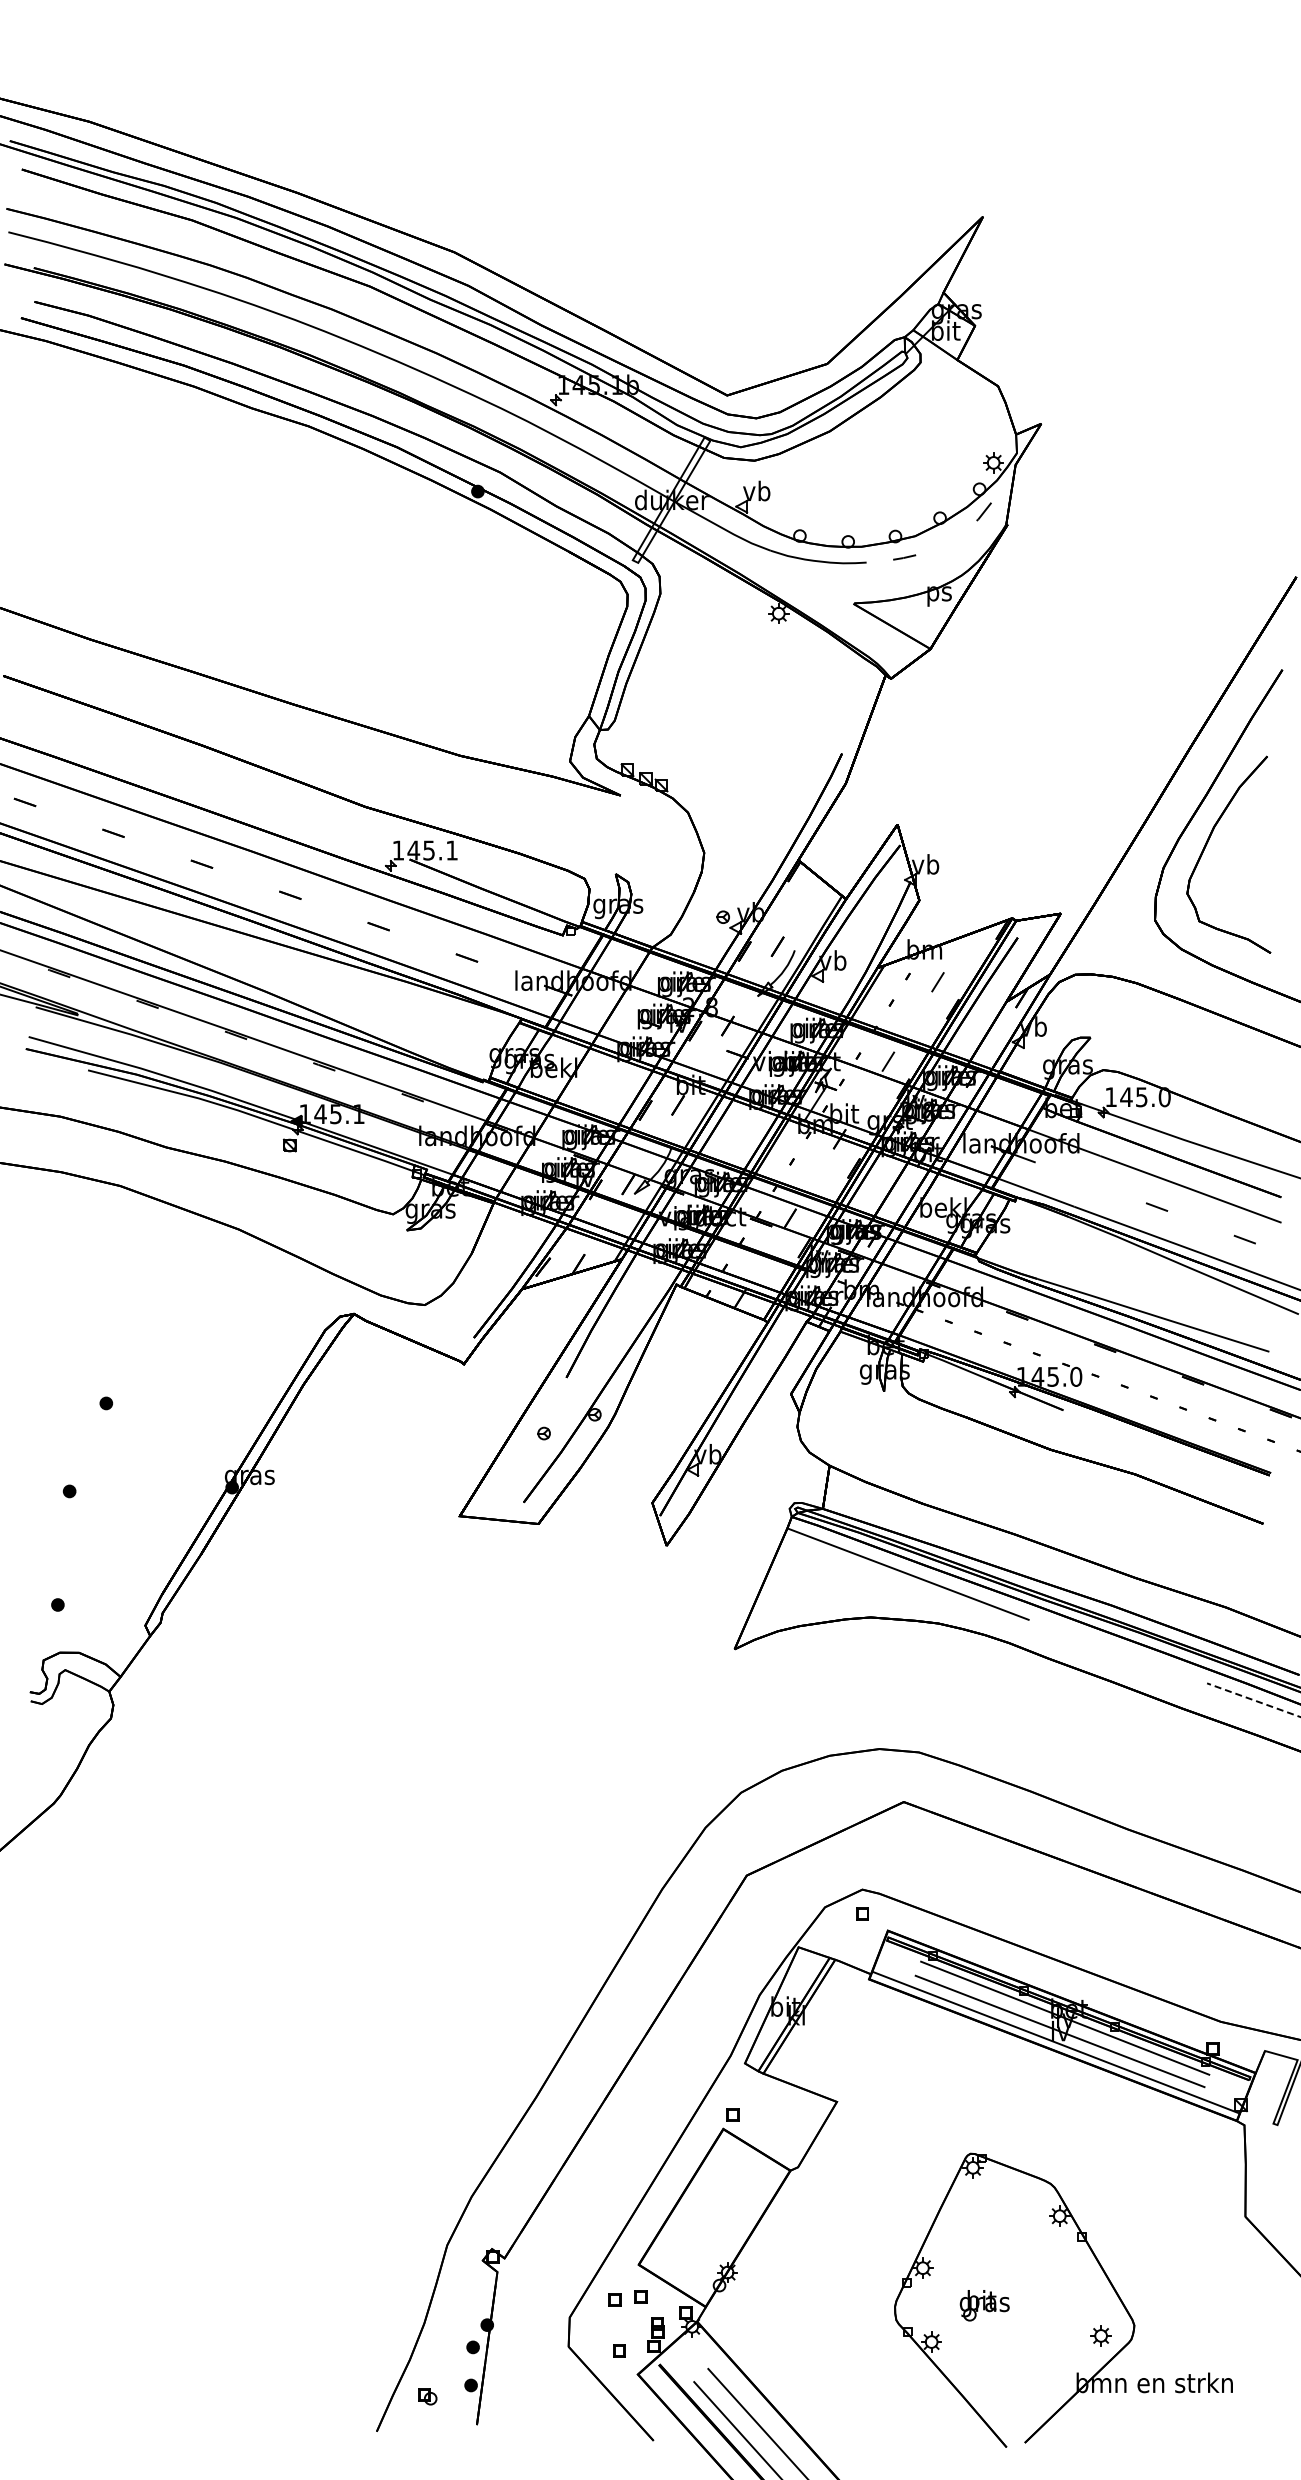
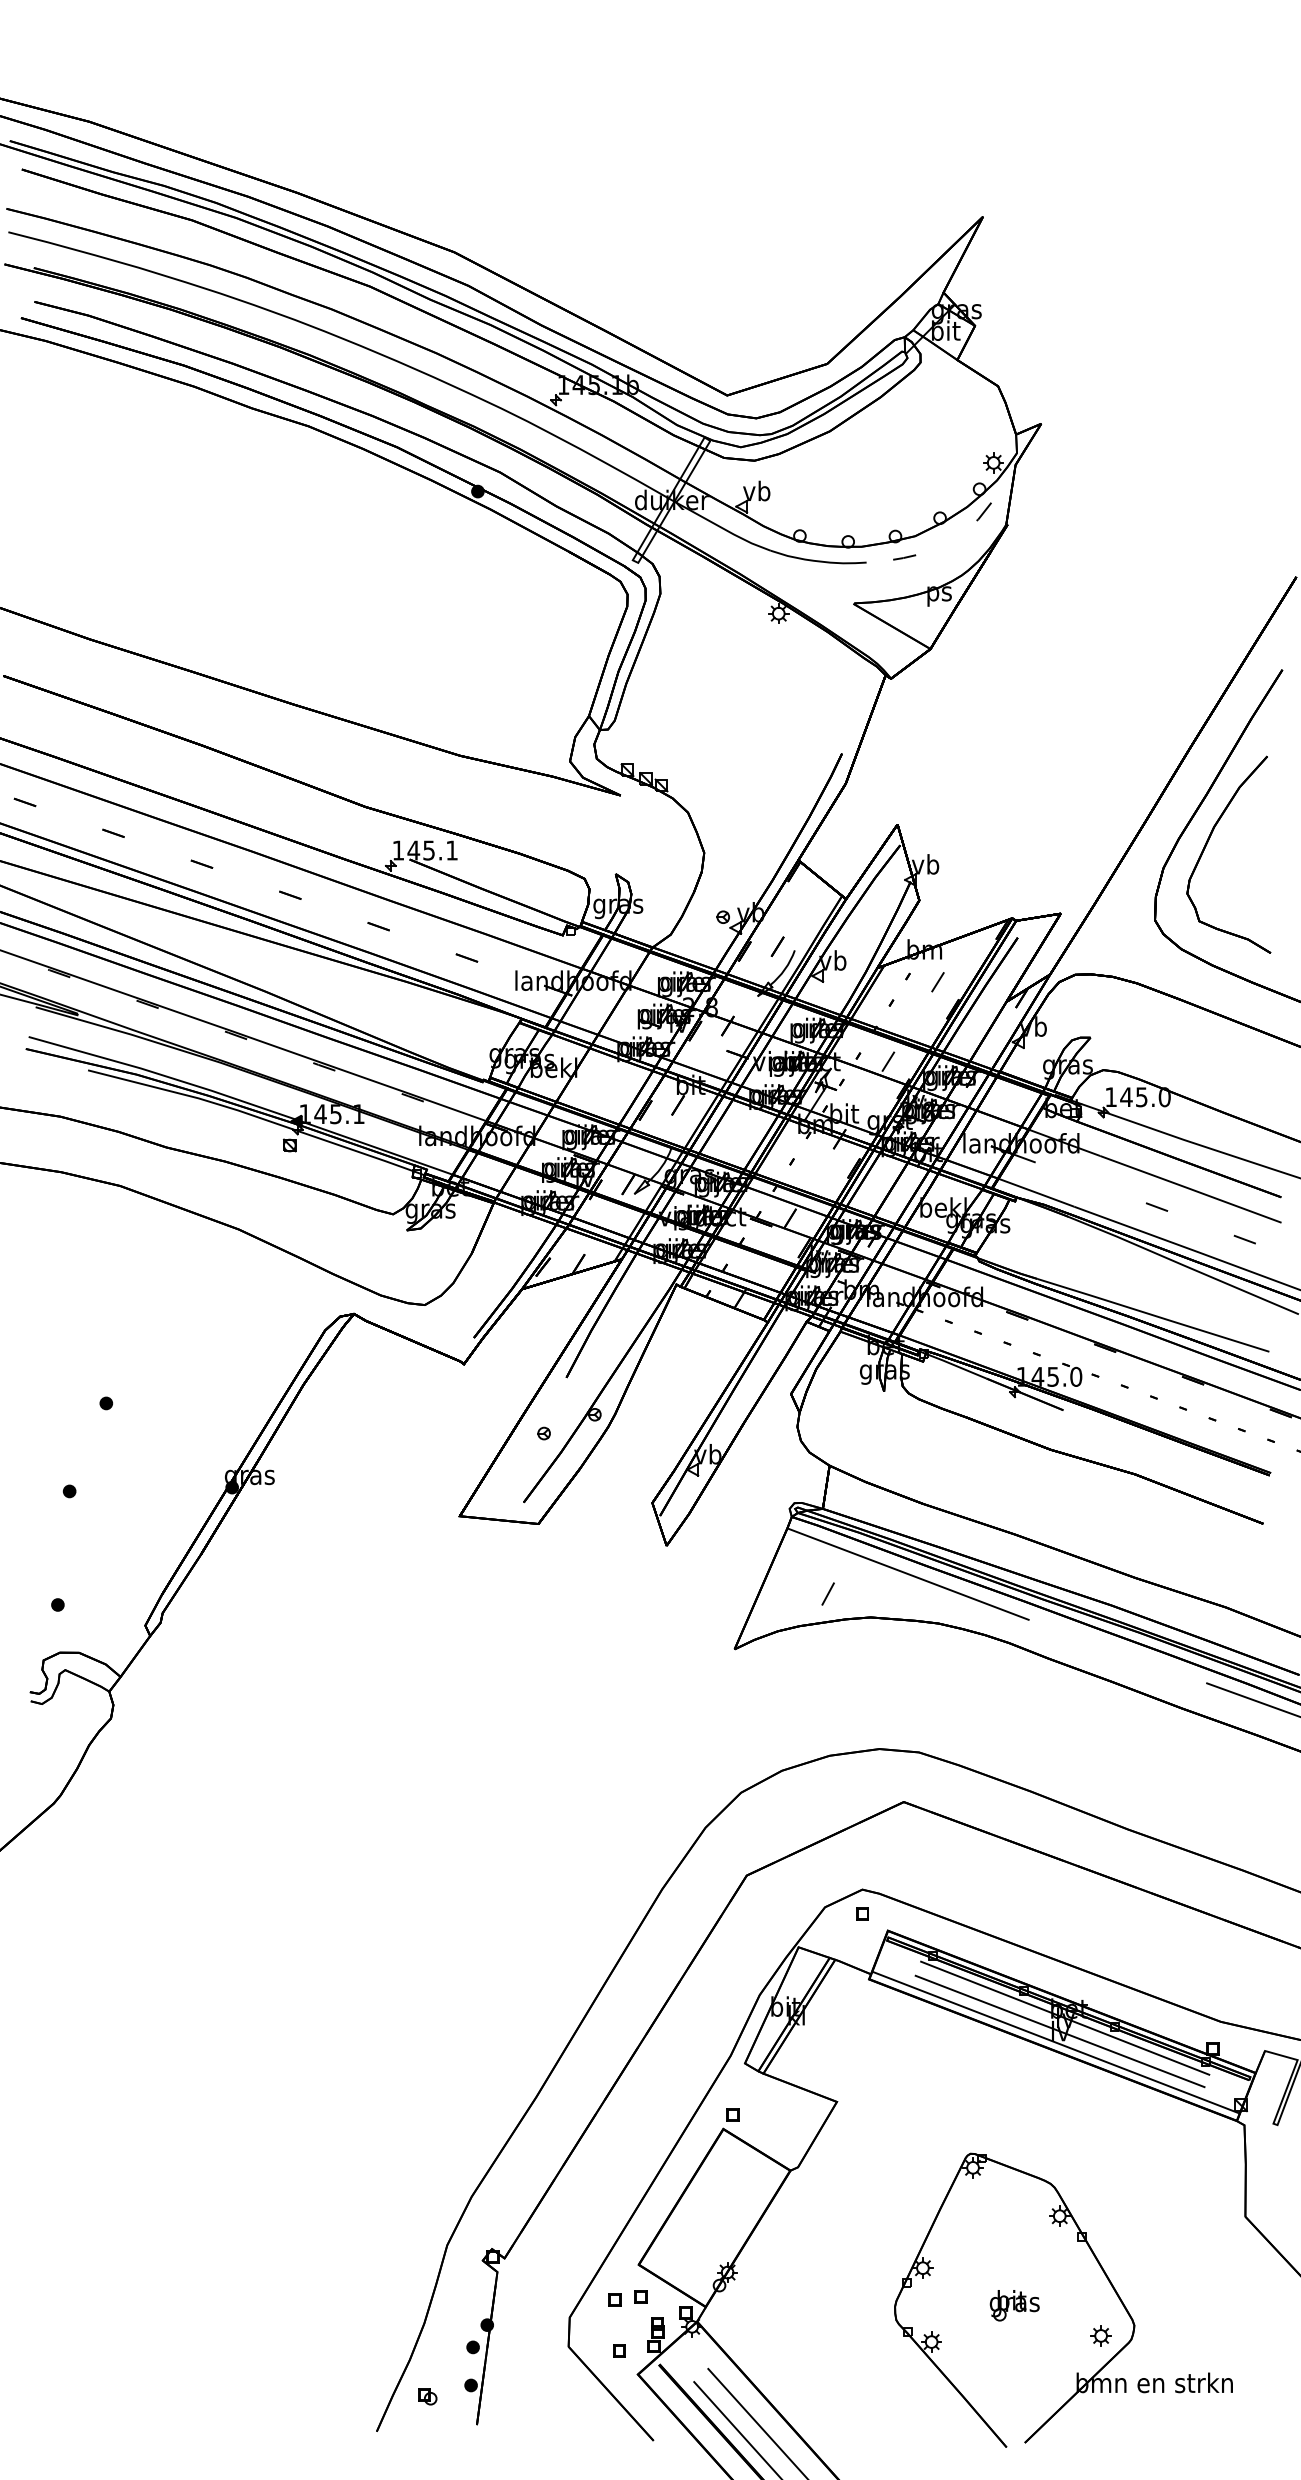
line: none -> present (827, 1593)
line: dashed -> solid (1253, 1700)
part position: (984, 2305) -> (1014, 2305) (1014, 2305)
